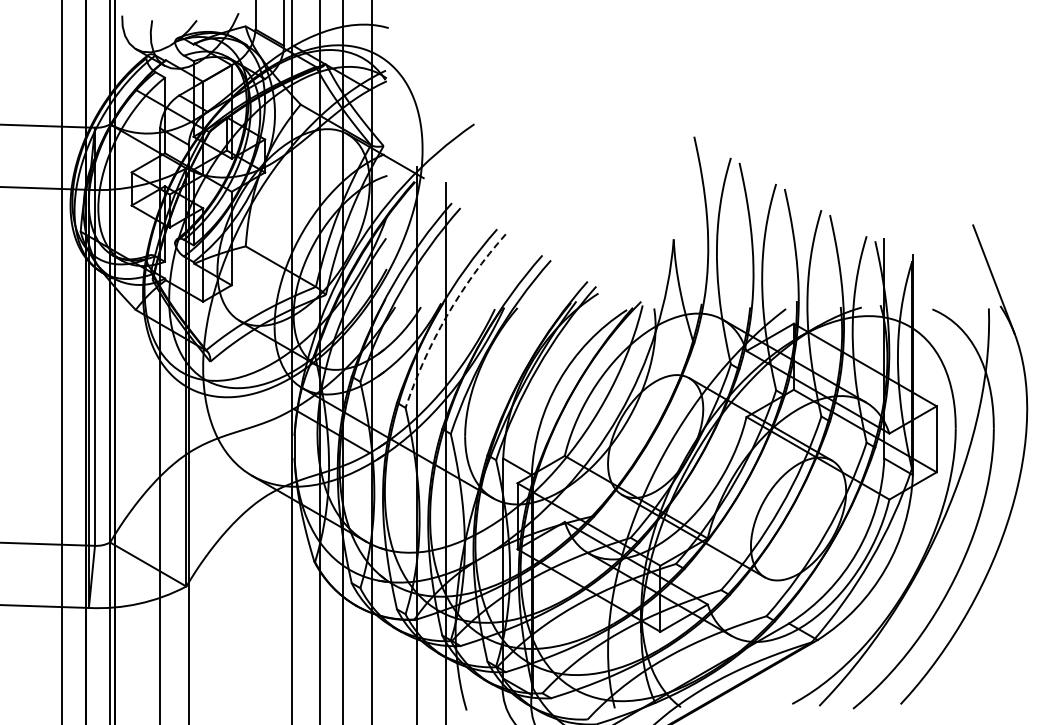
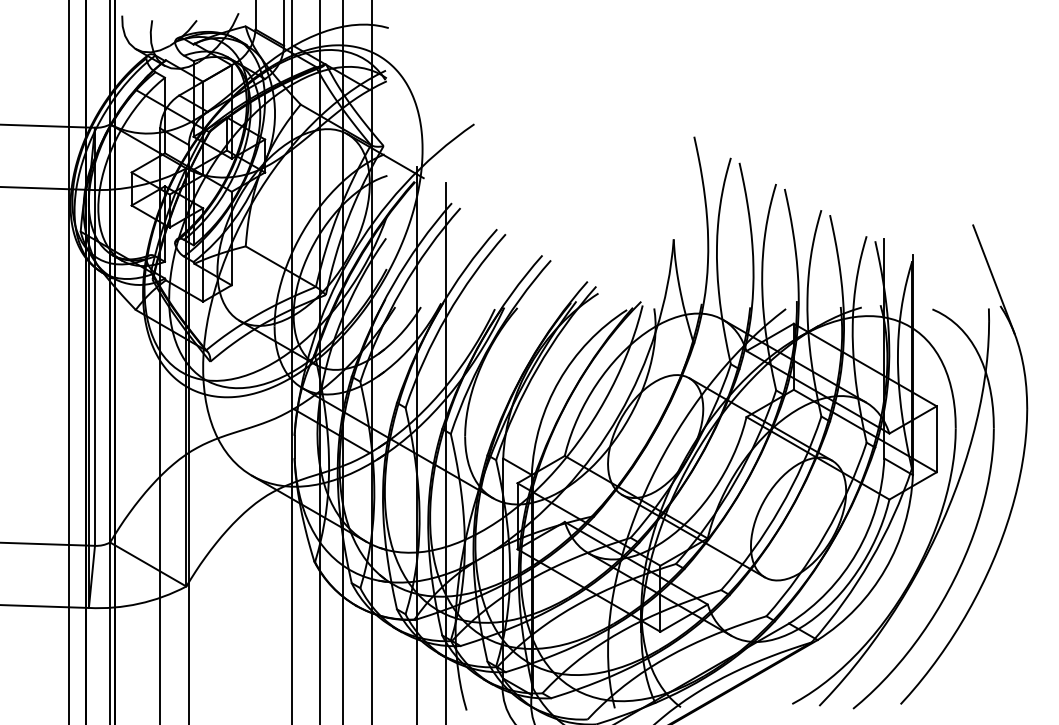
arc: dashed -> solid (446, 316)
line position: (62, 361) -> (69, 361) (69, 361)
